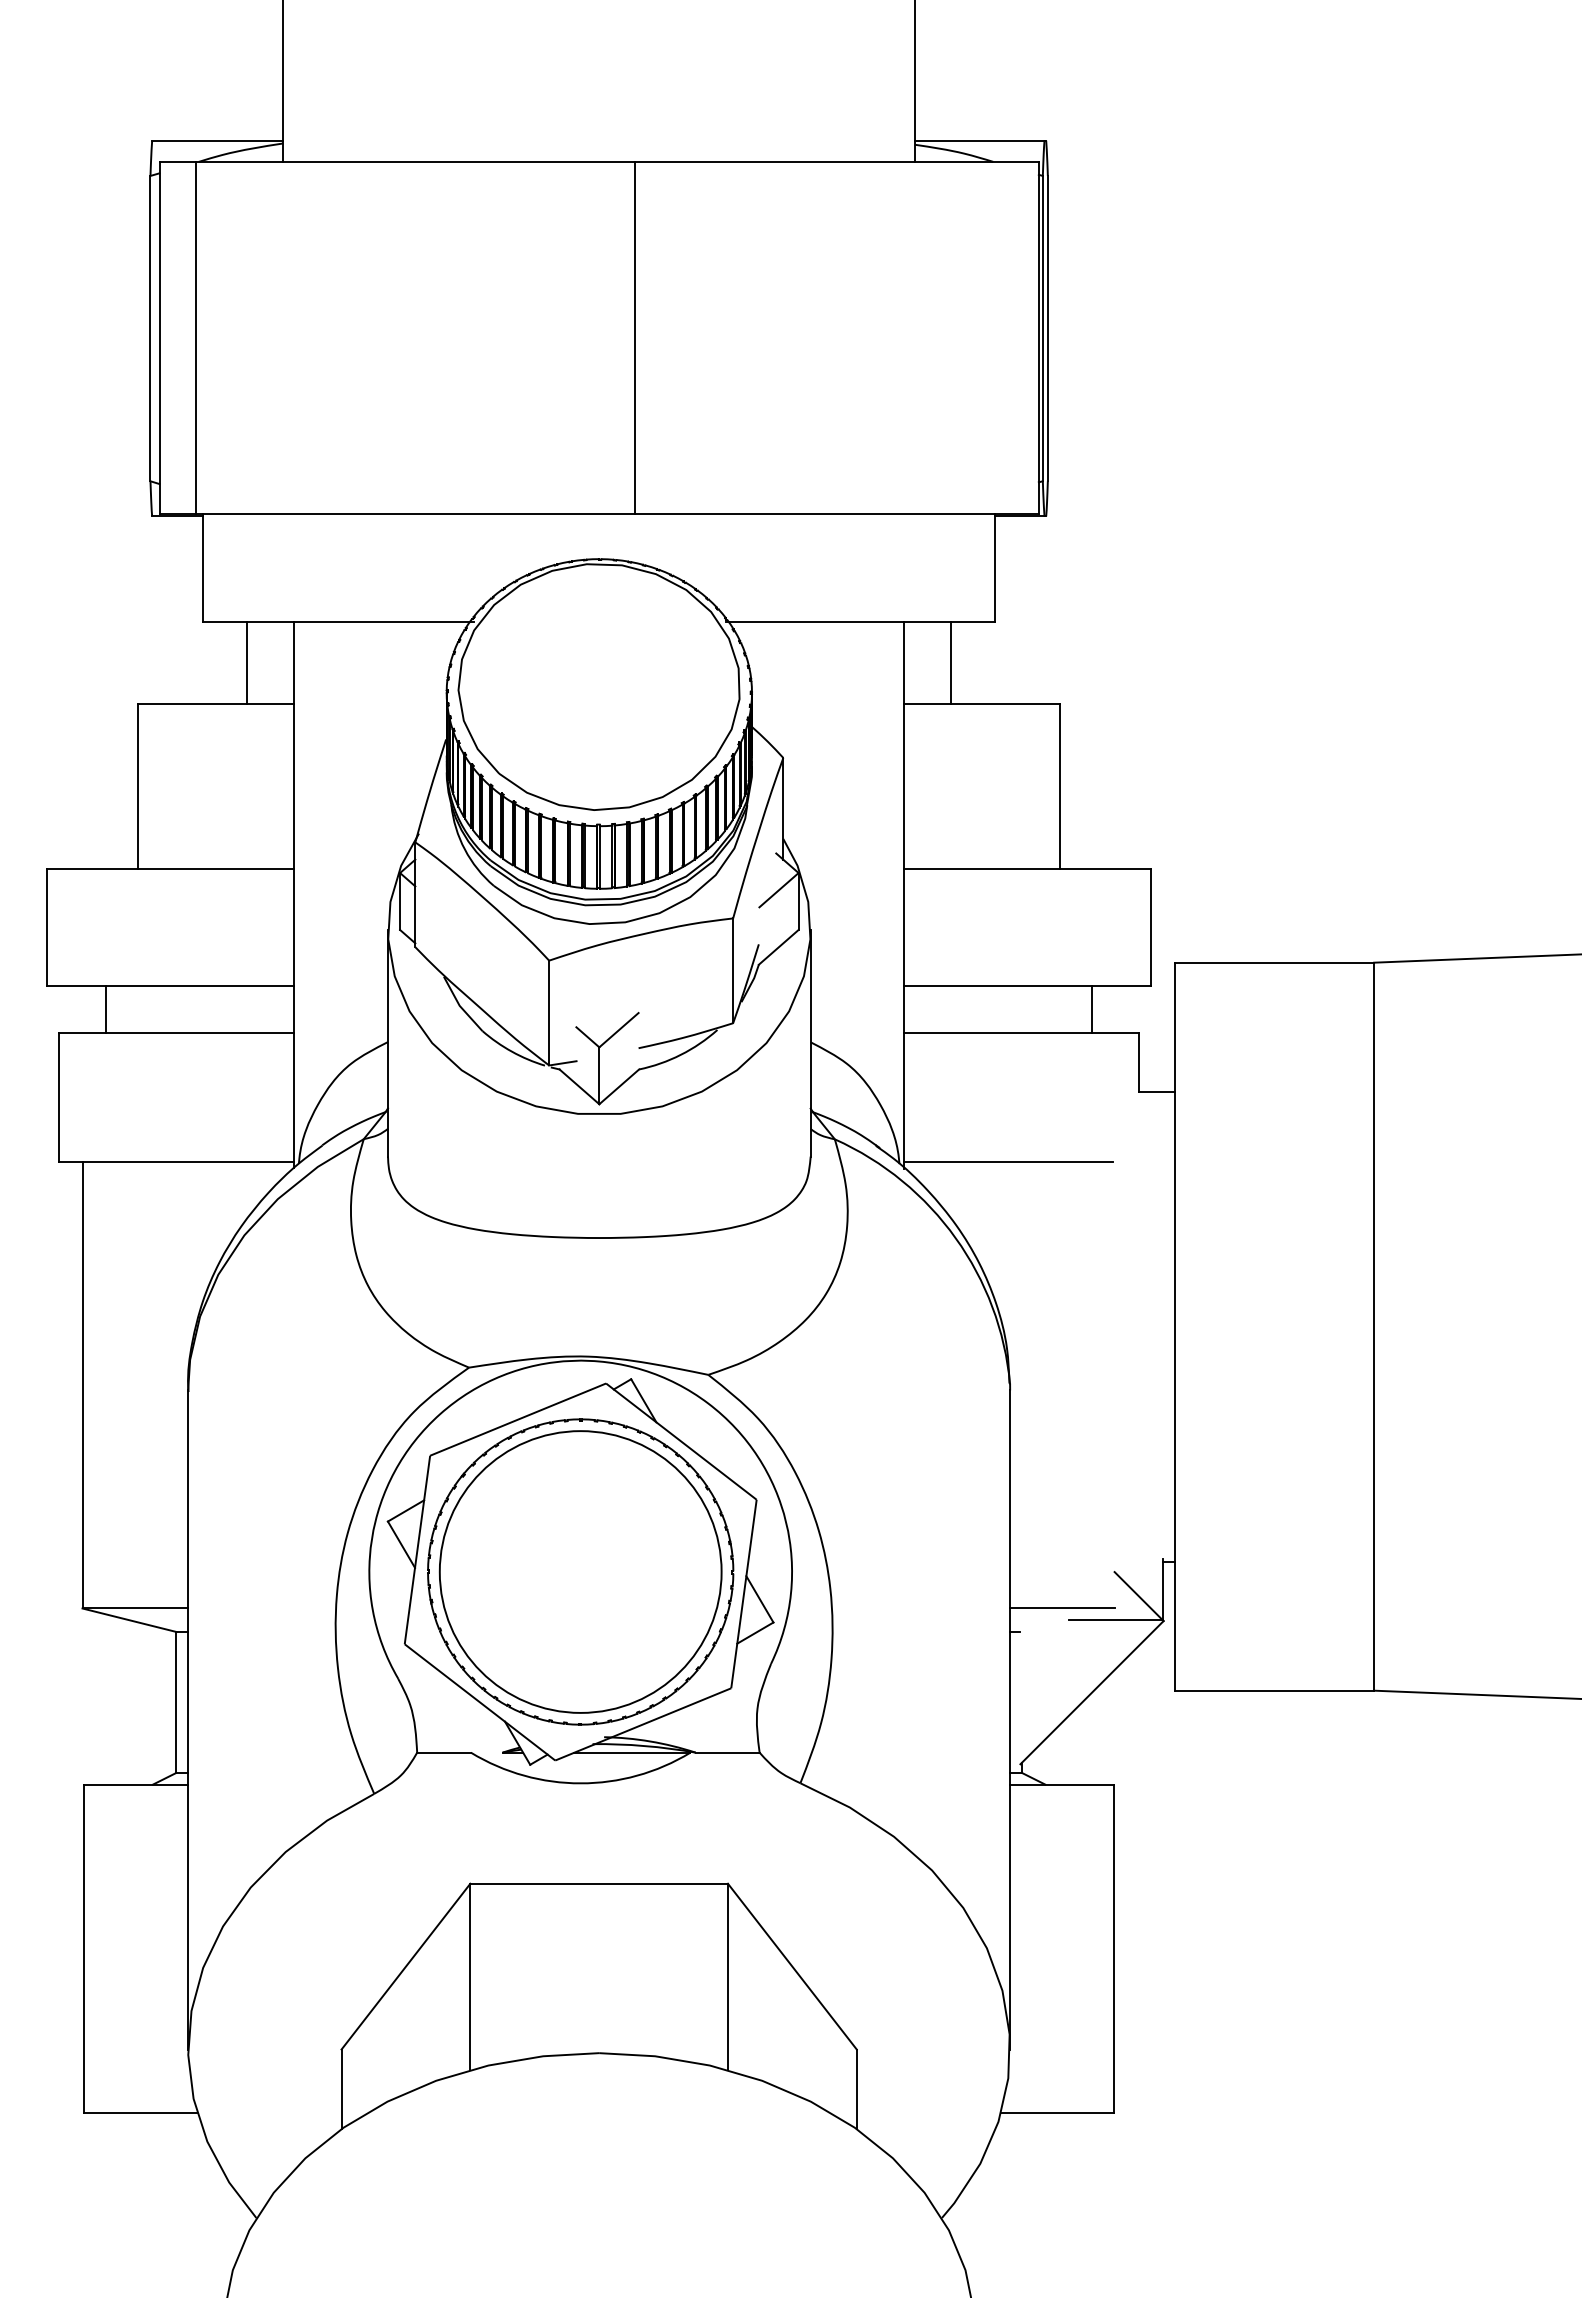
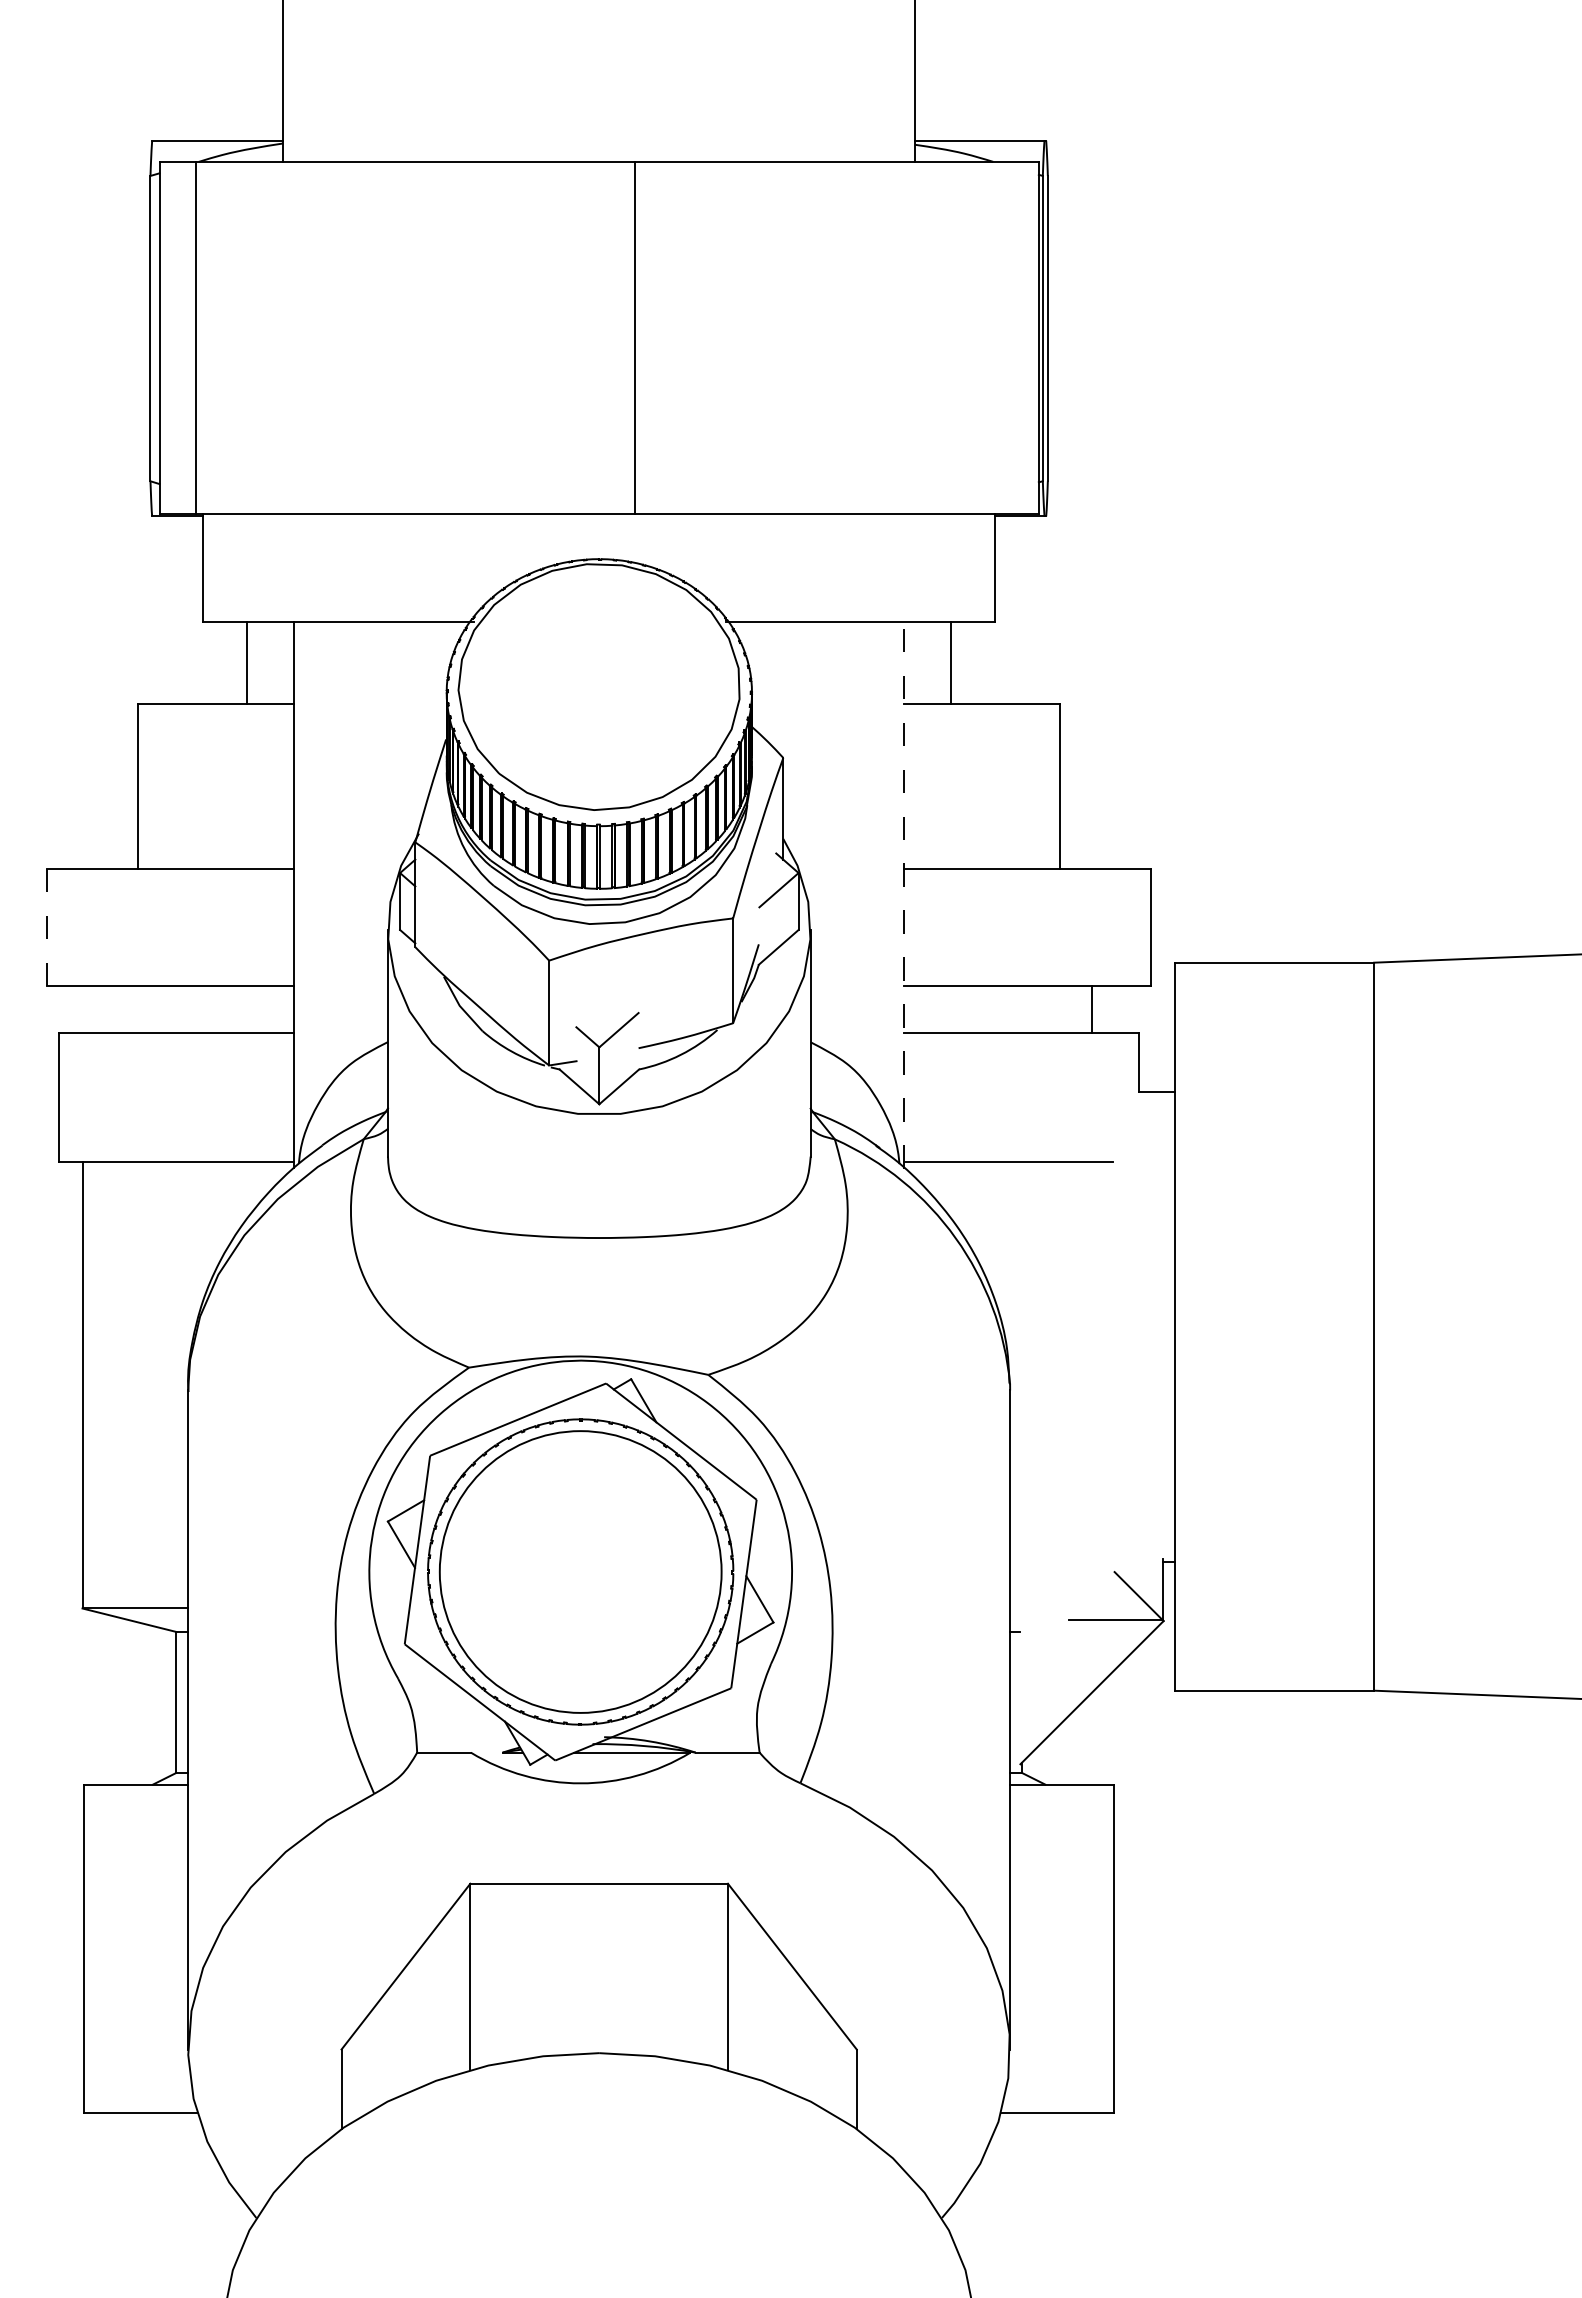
line: solid -> dashed (904, 894)
line: solid -> dashed (47, 927)
line: present -> none (106, 1009)
line: present -> none (1062, 1608)
